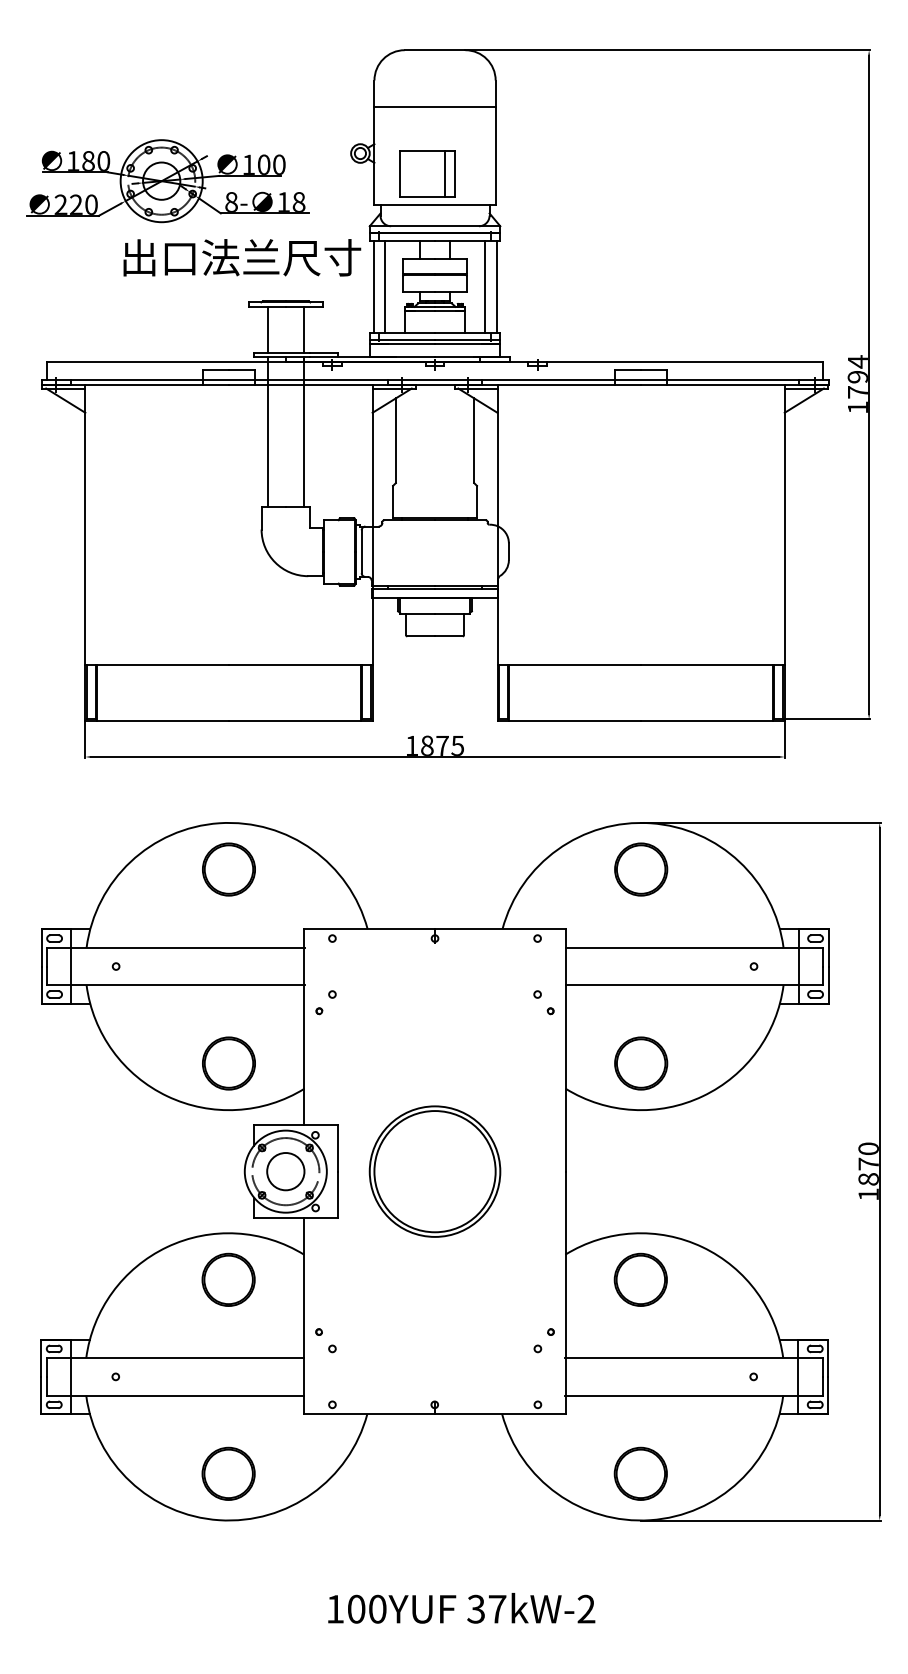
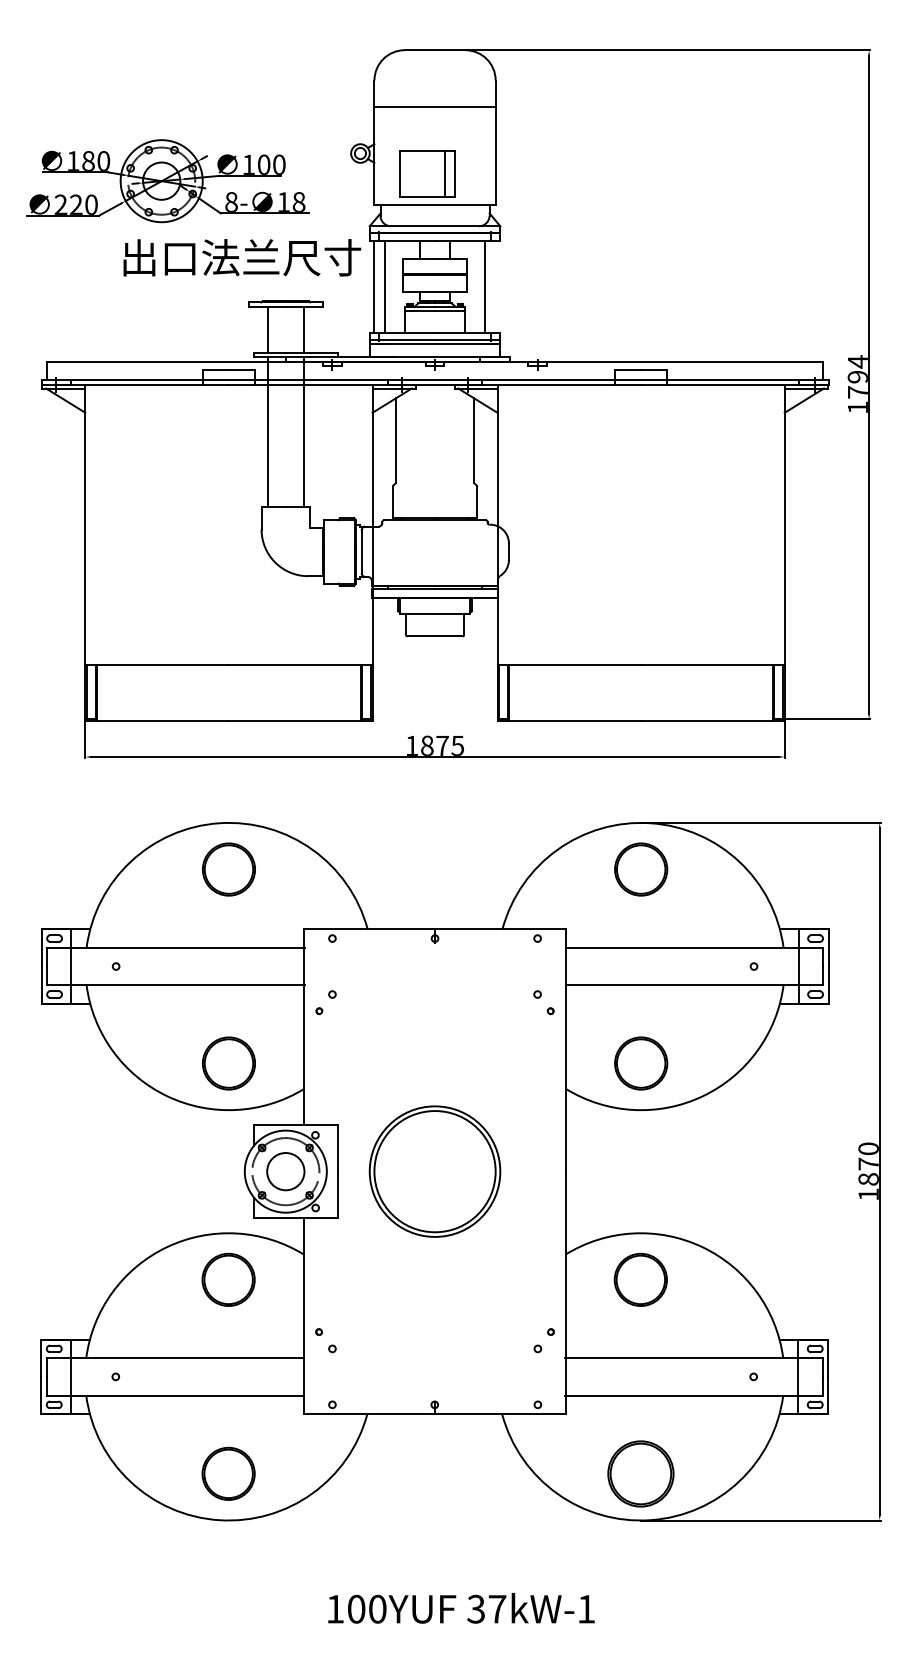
line: present -> none (496, 286)
part size: 55x55 px -> 68x68 px (640, 1473)
text: 37kW-2 -> 37kW-1 (586, 1608)
